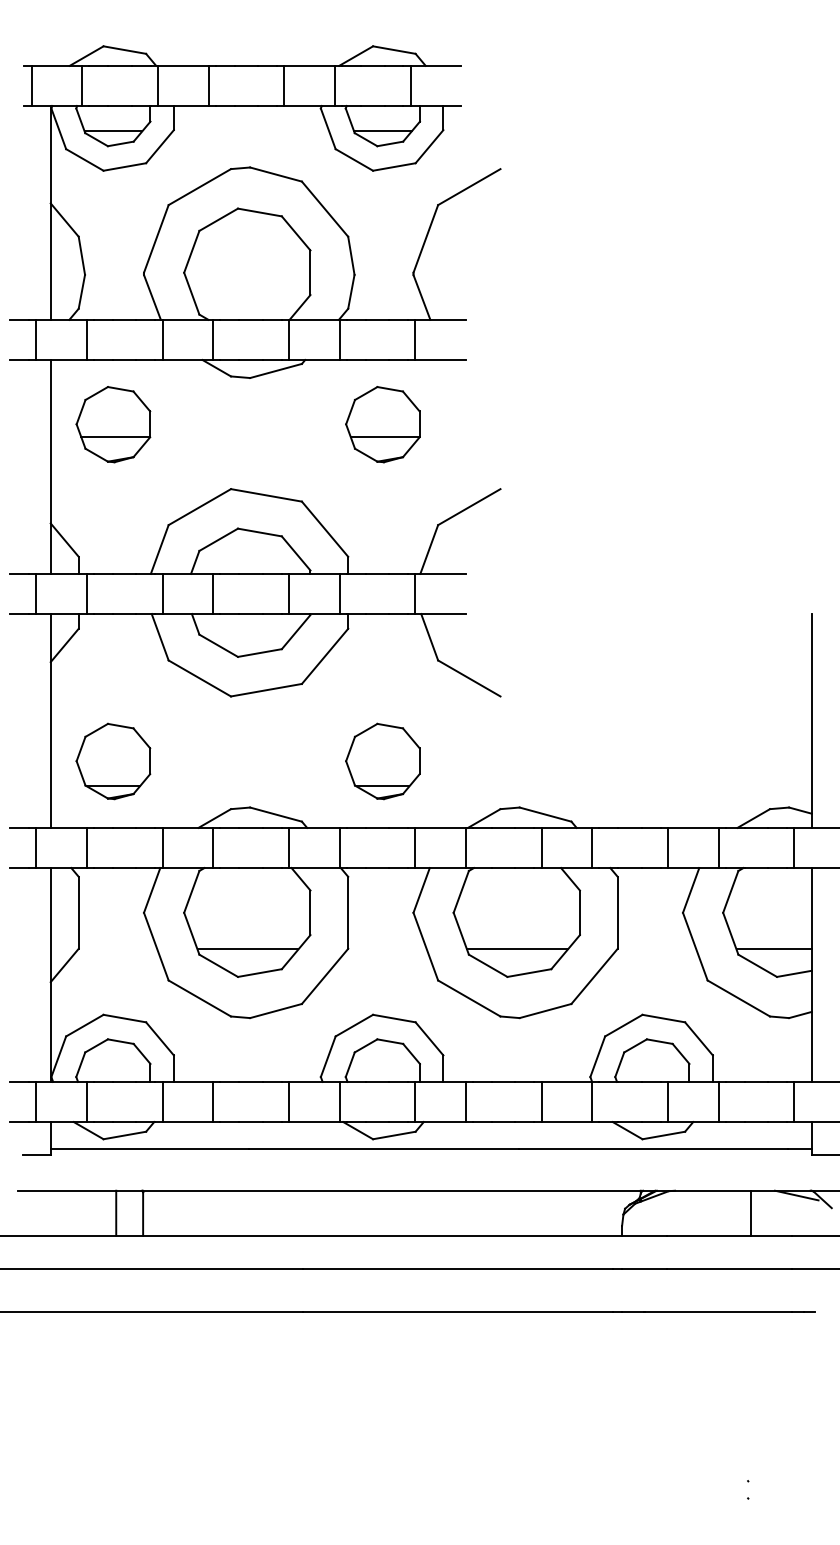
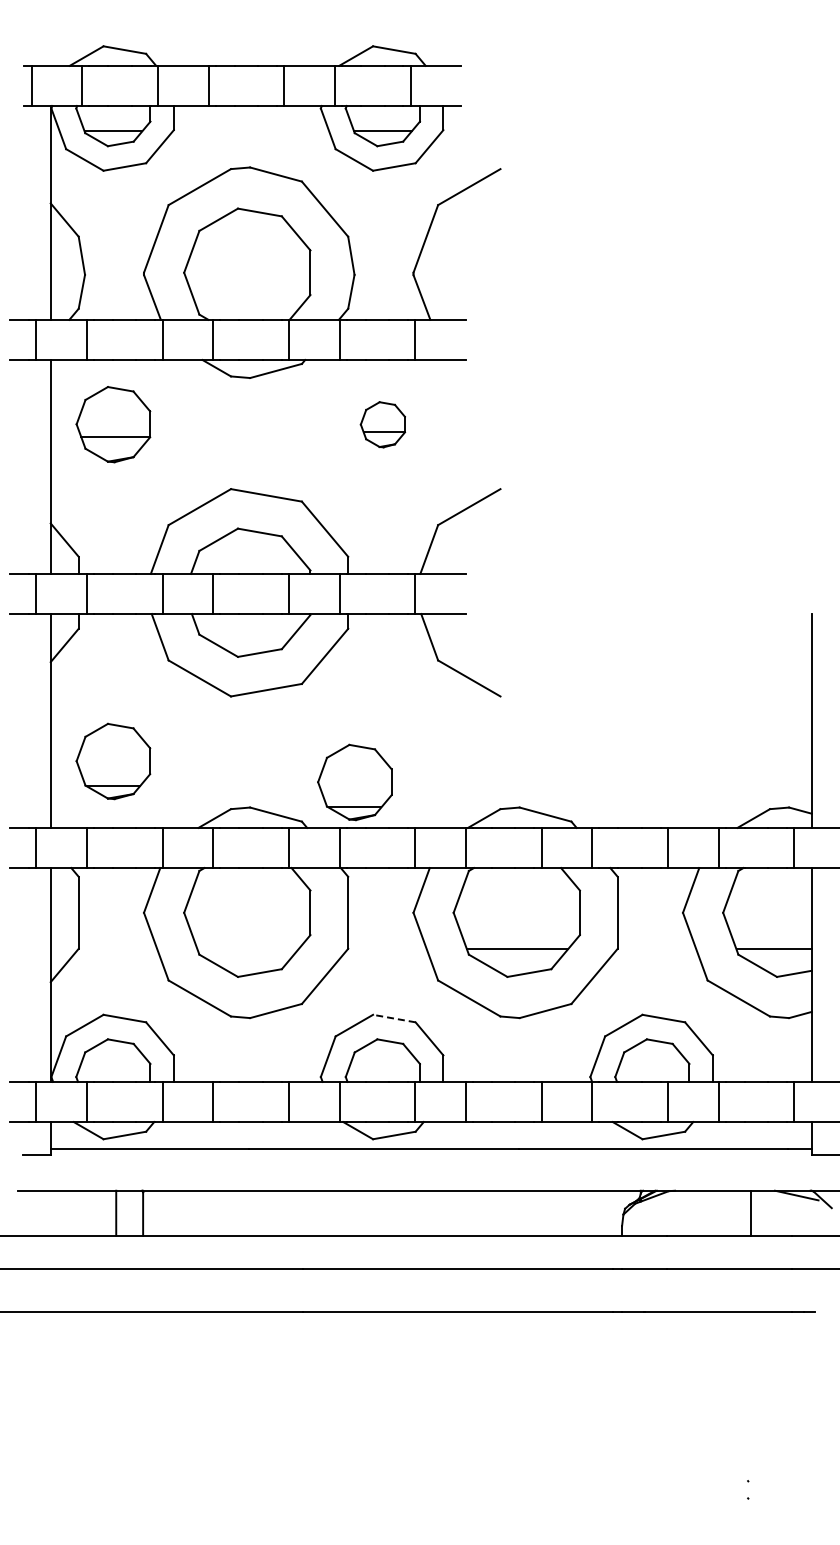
part size: 76x78 px -> 48x48 px (382, 424)
part position: (382, 761) -> (354, 782) (354, 782)
line: present -> none (247, 949)
line: solid -> dashed (394, 1018)
